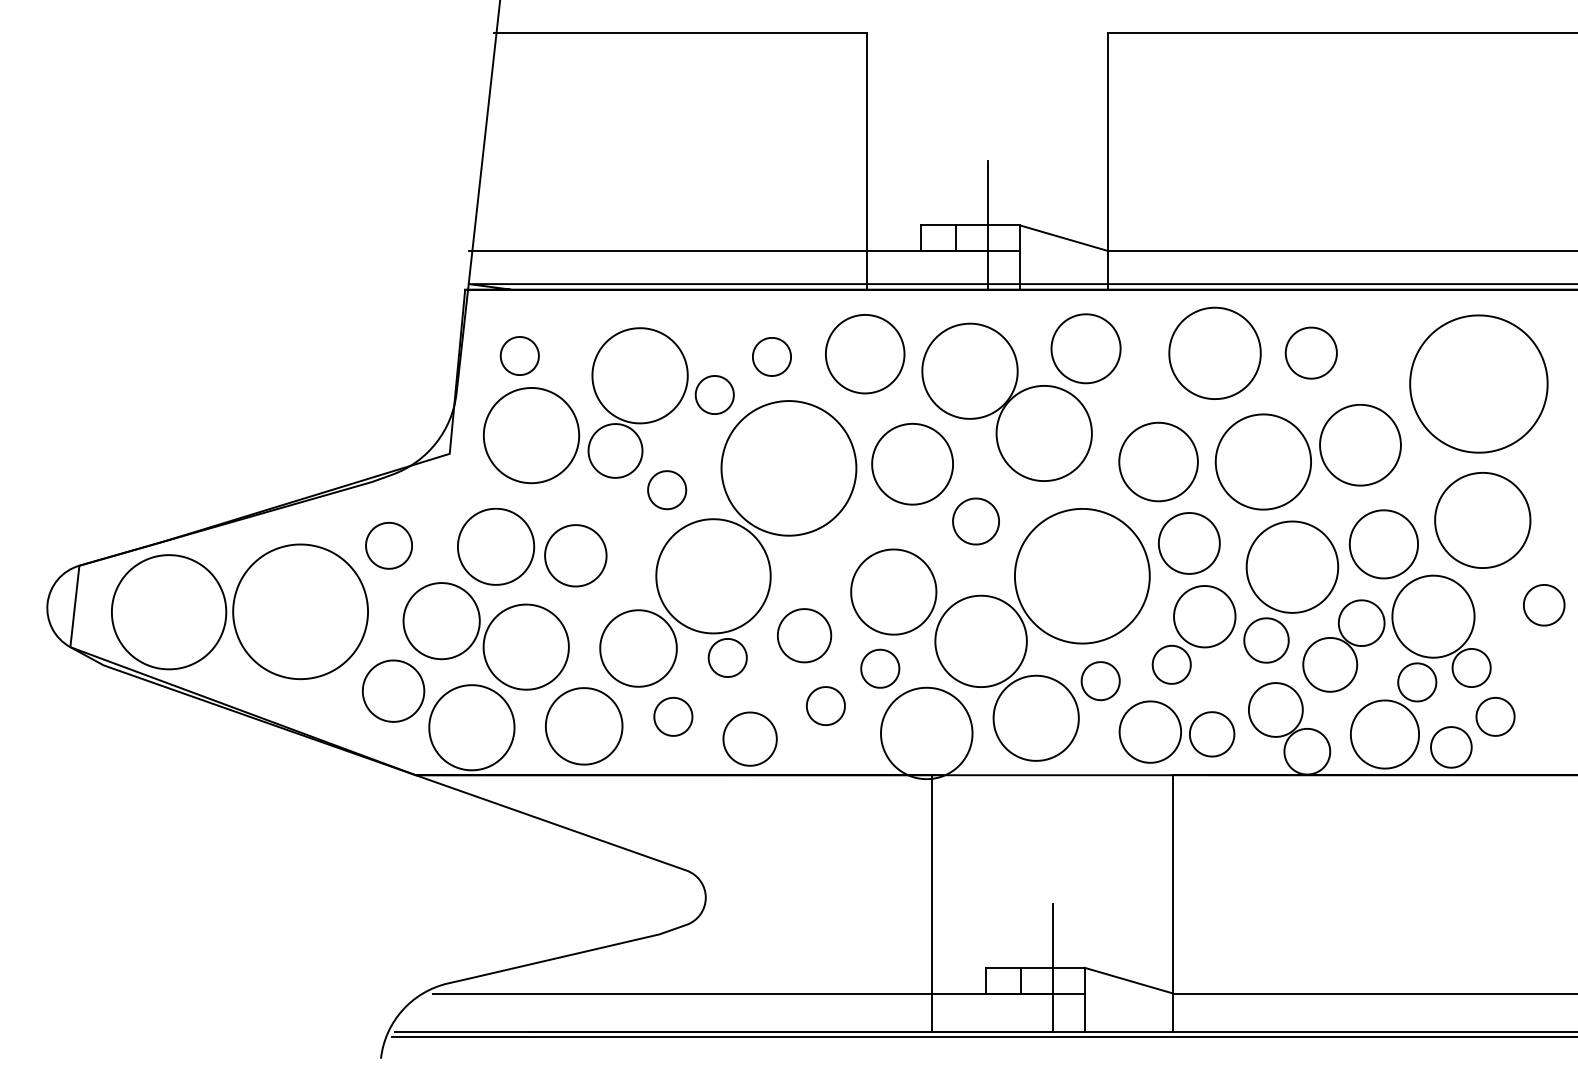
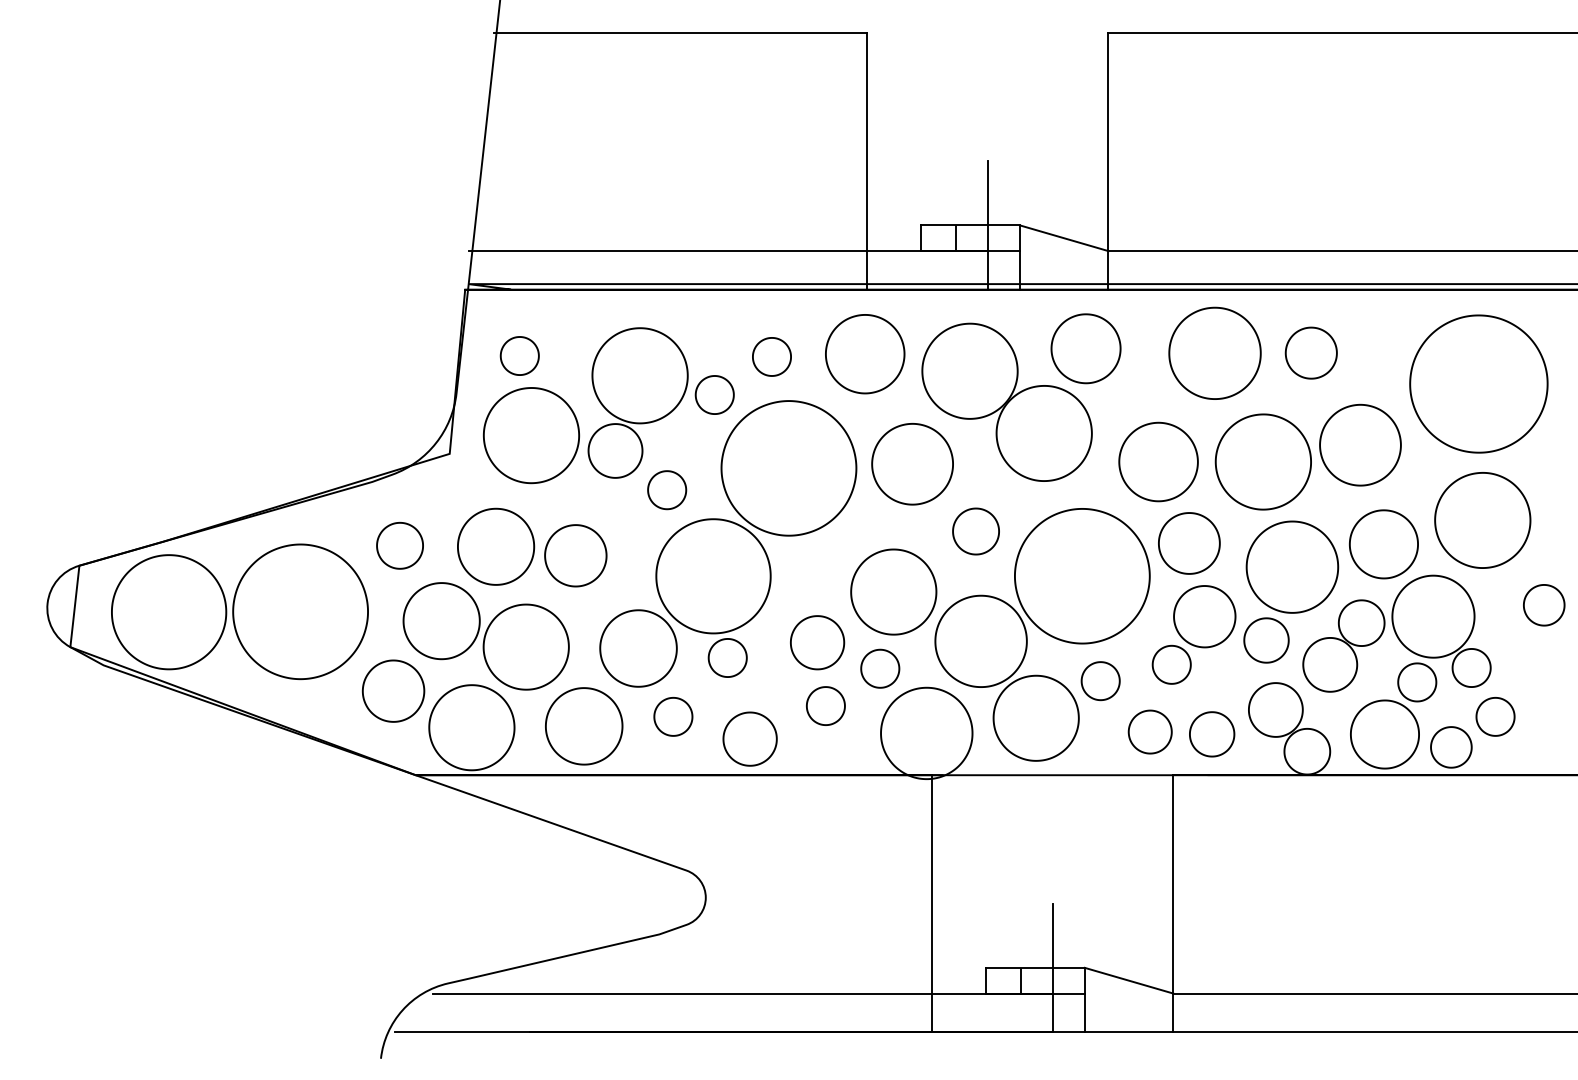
part position: (975, 521) -> (975, 531) (975, 531)
part position: (388, 545) -> (399, 545) (399, 545)
part position: (804, 635) -> (817, 642) (817, 642)
part size: 64x64 px -> 46x46 px (1149, 731)
line: present -> none (983, 1036)
